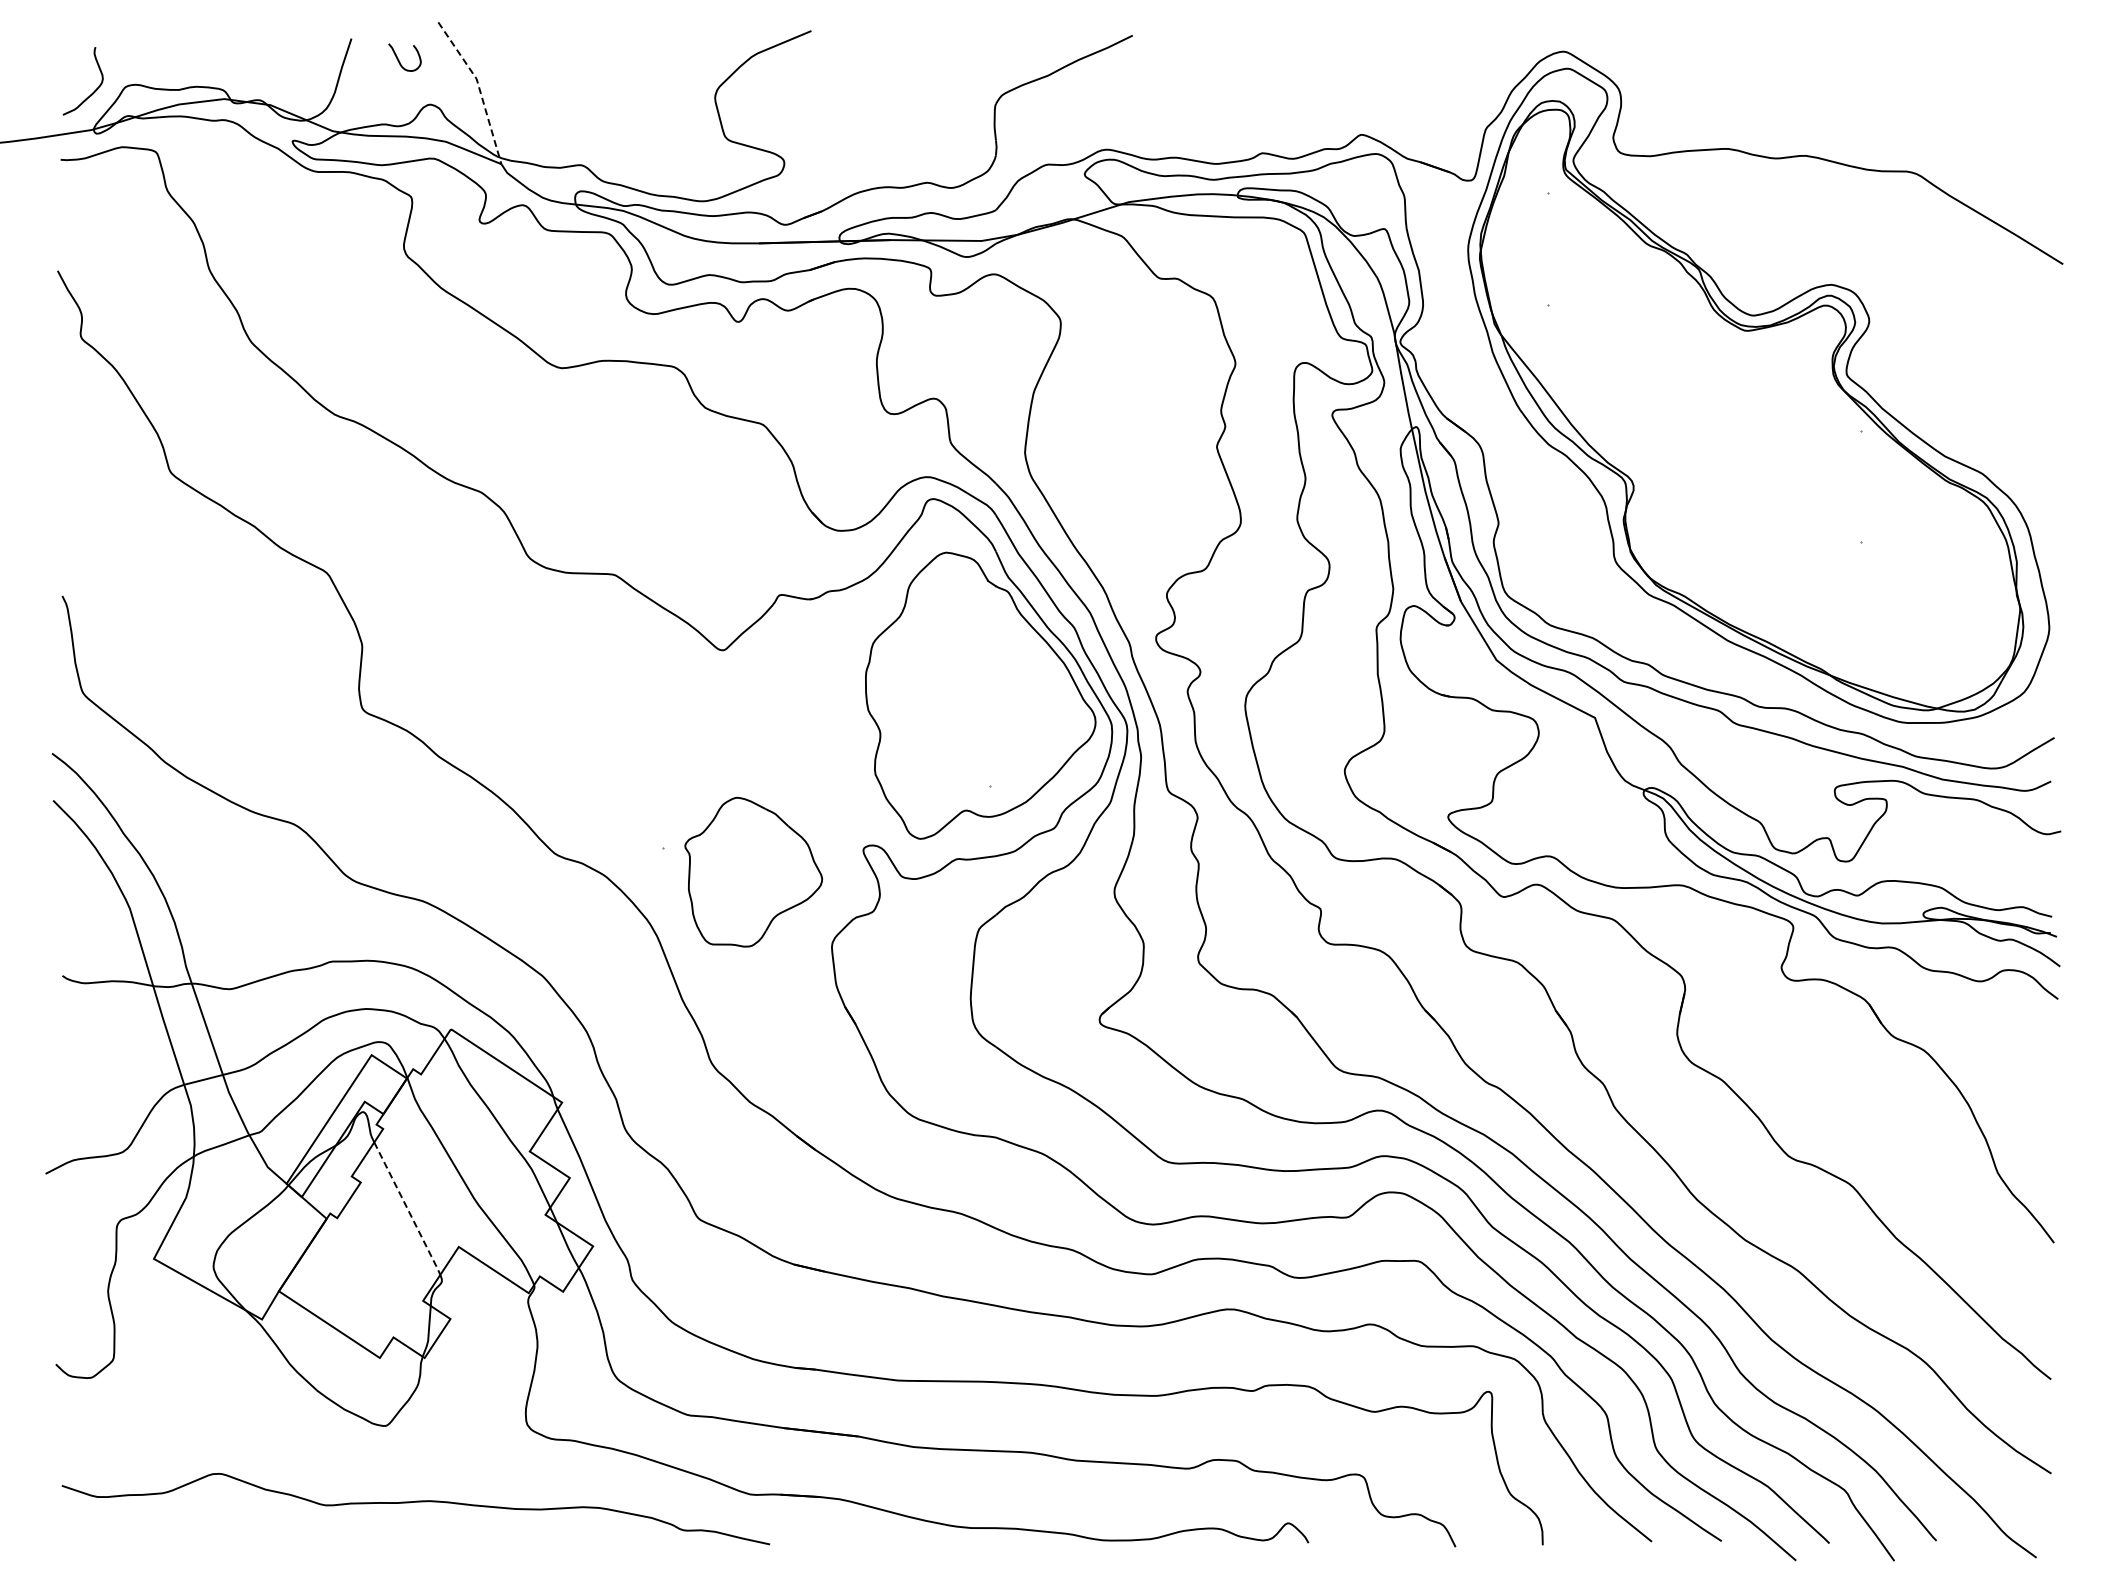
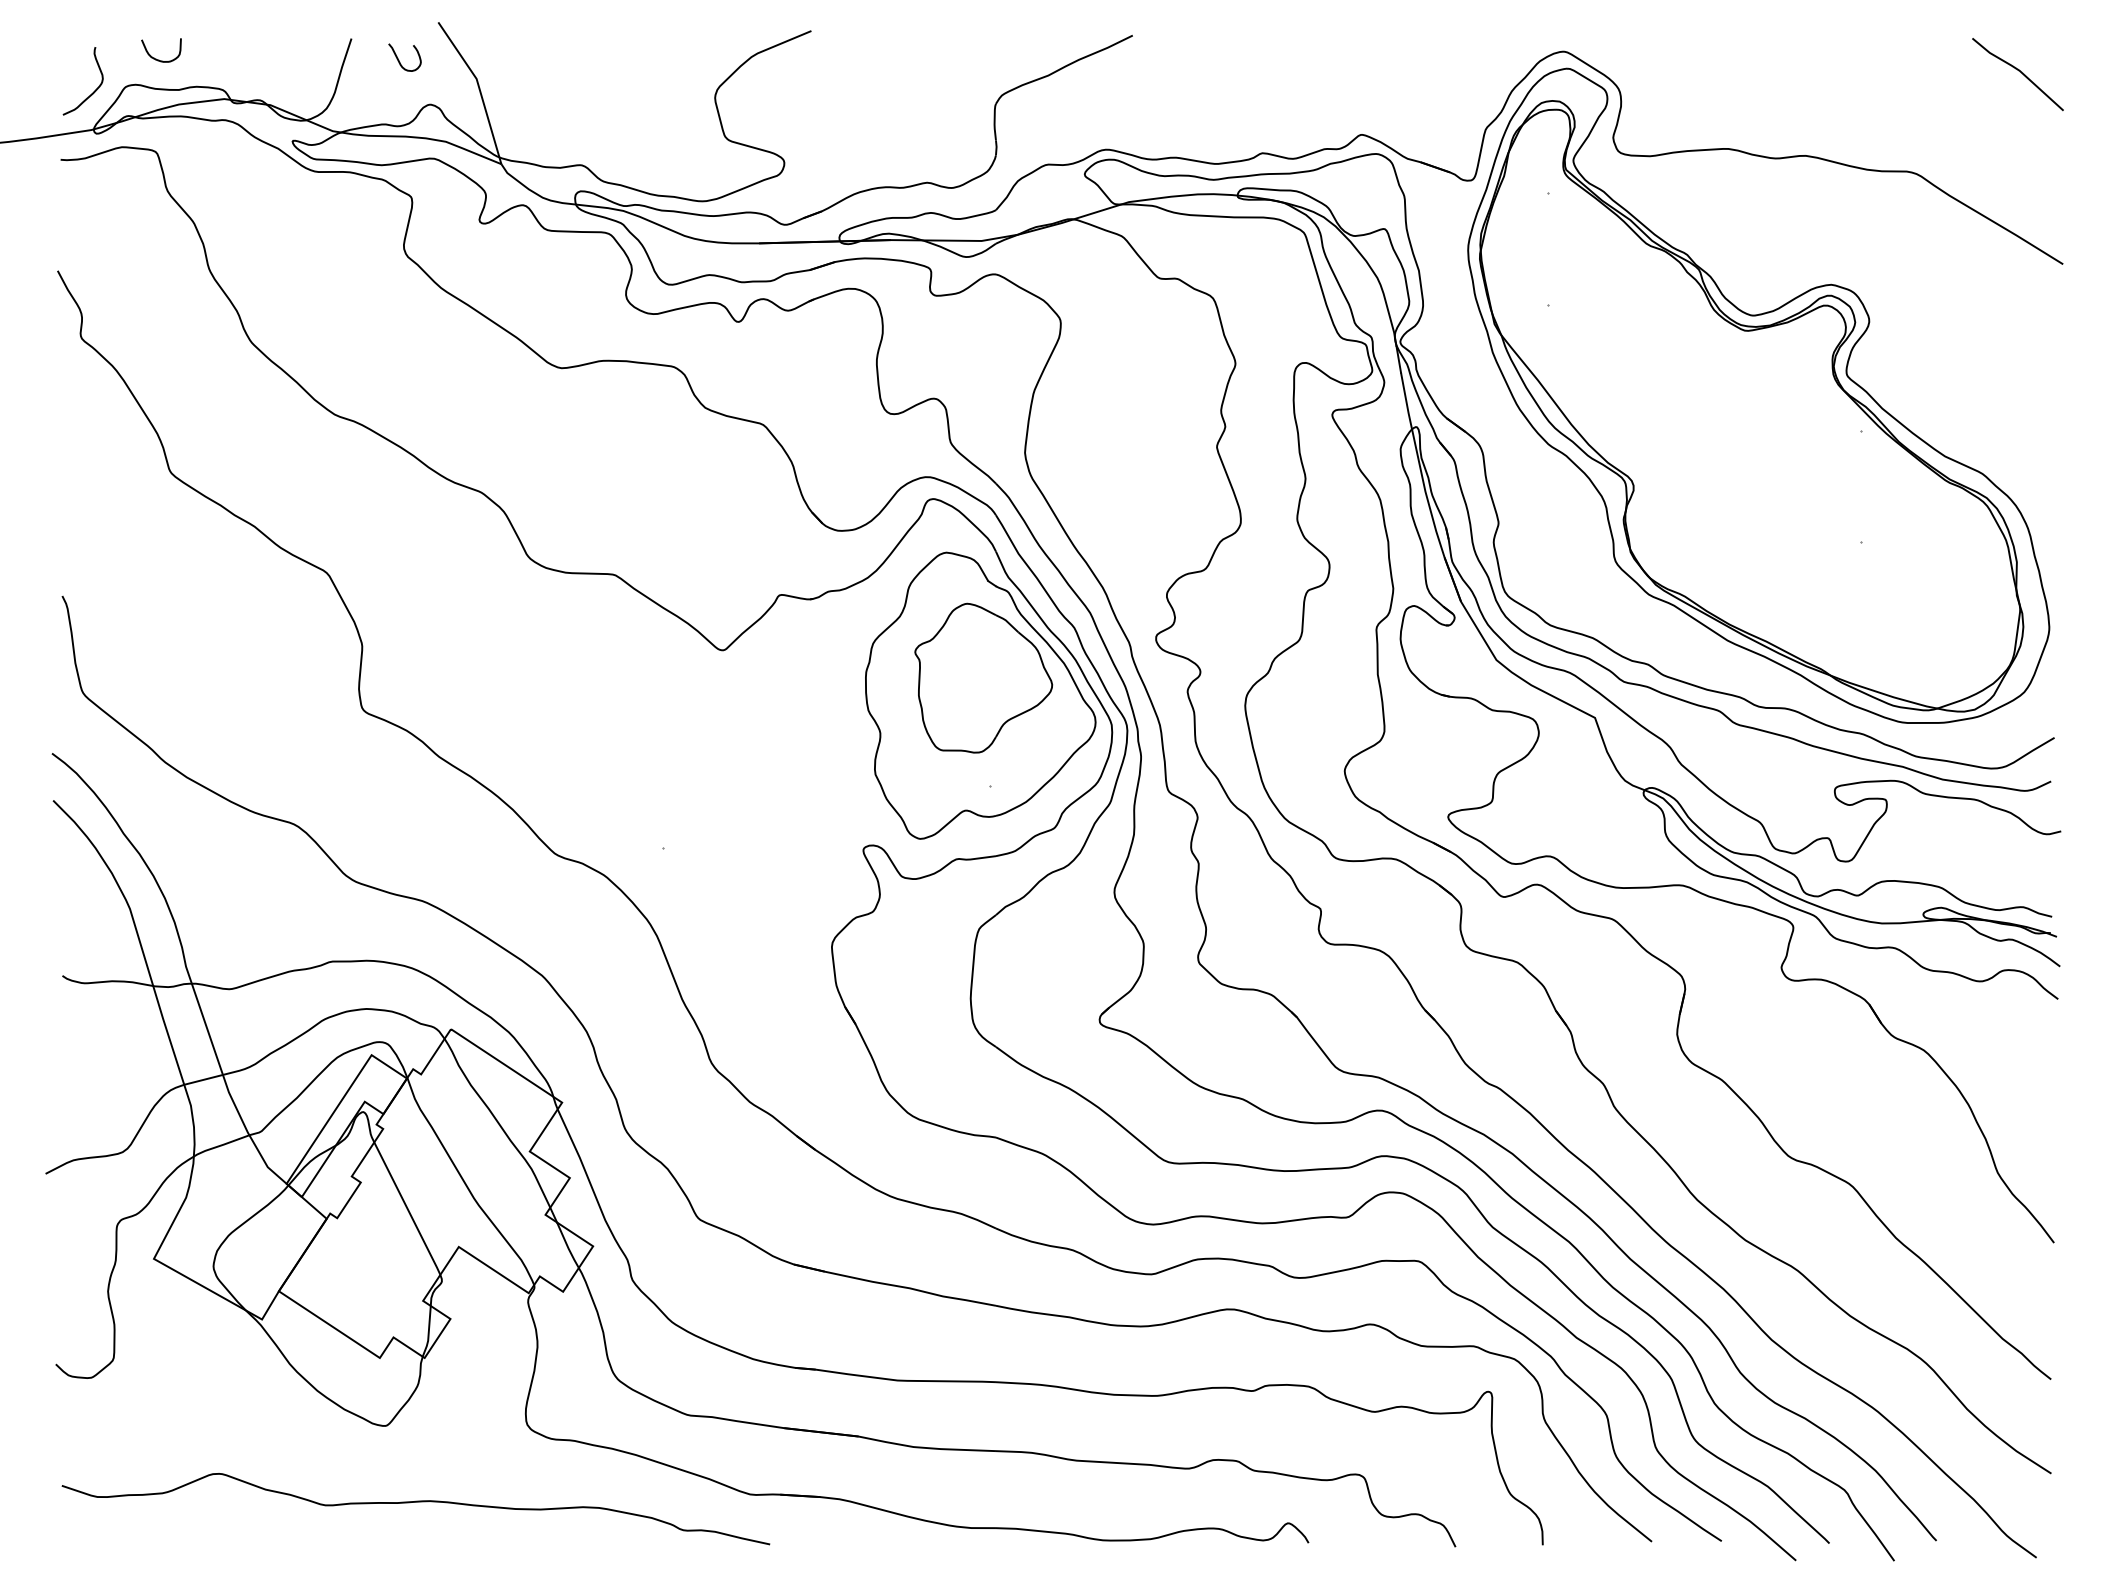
curve: none -> present (159, 59)
line: none -> present (2018, 71)
line: dashed -> solid (479, 88)
part position: (753, 871) -> (983, 677) (983, 677)
line: dashed -> solid (407, 1209)
